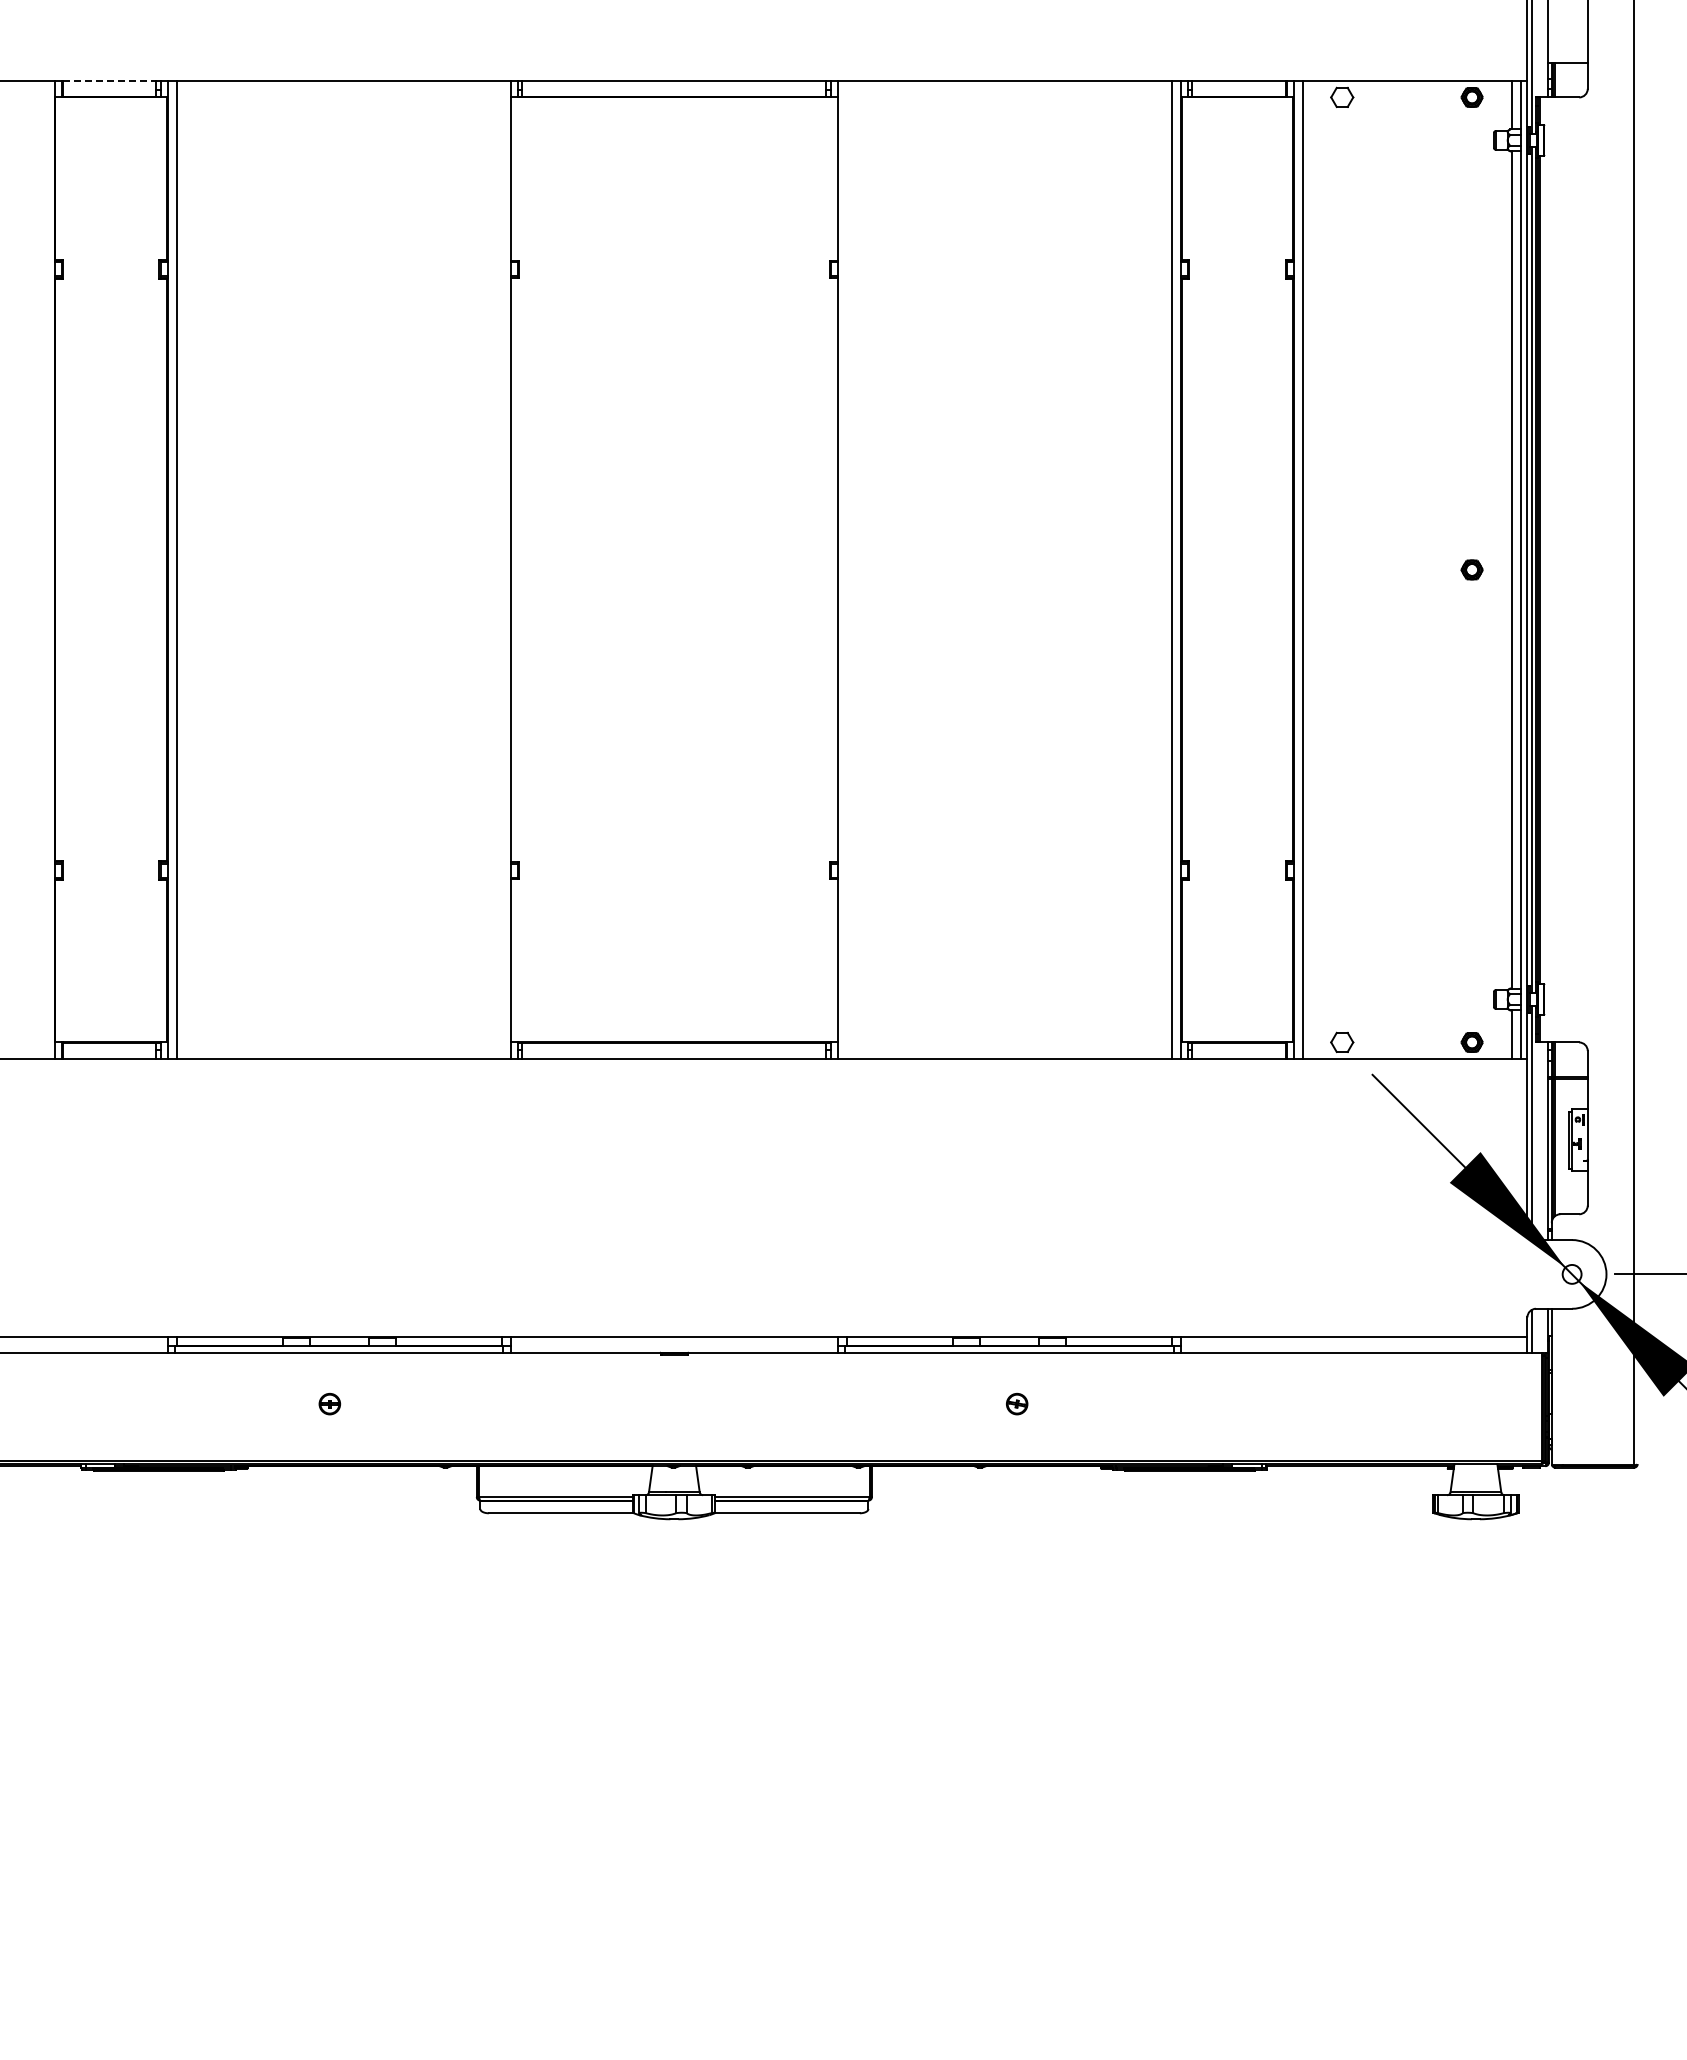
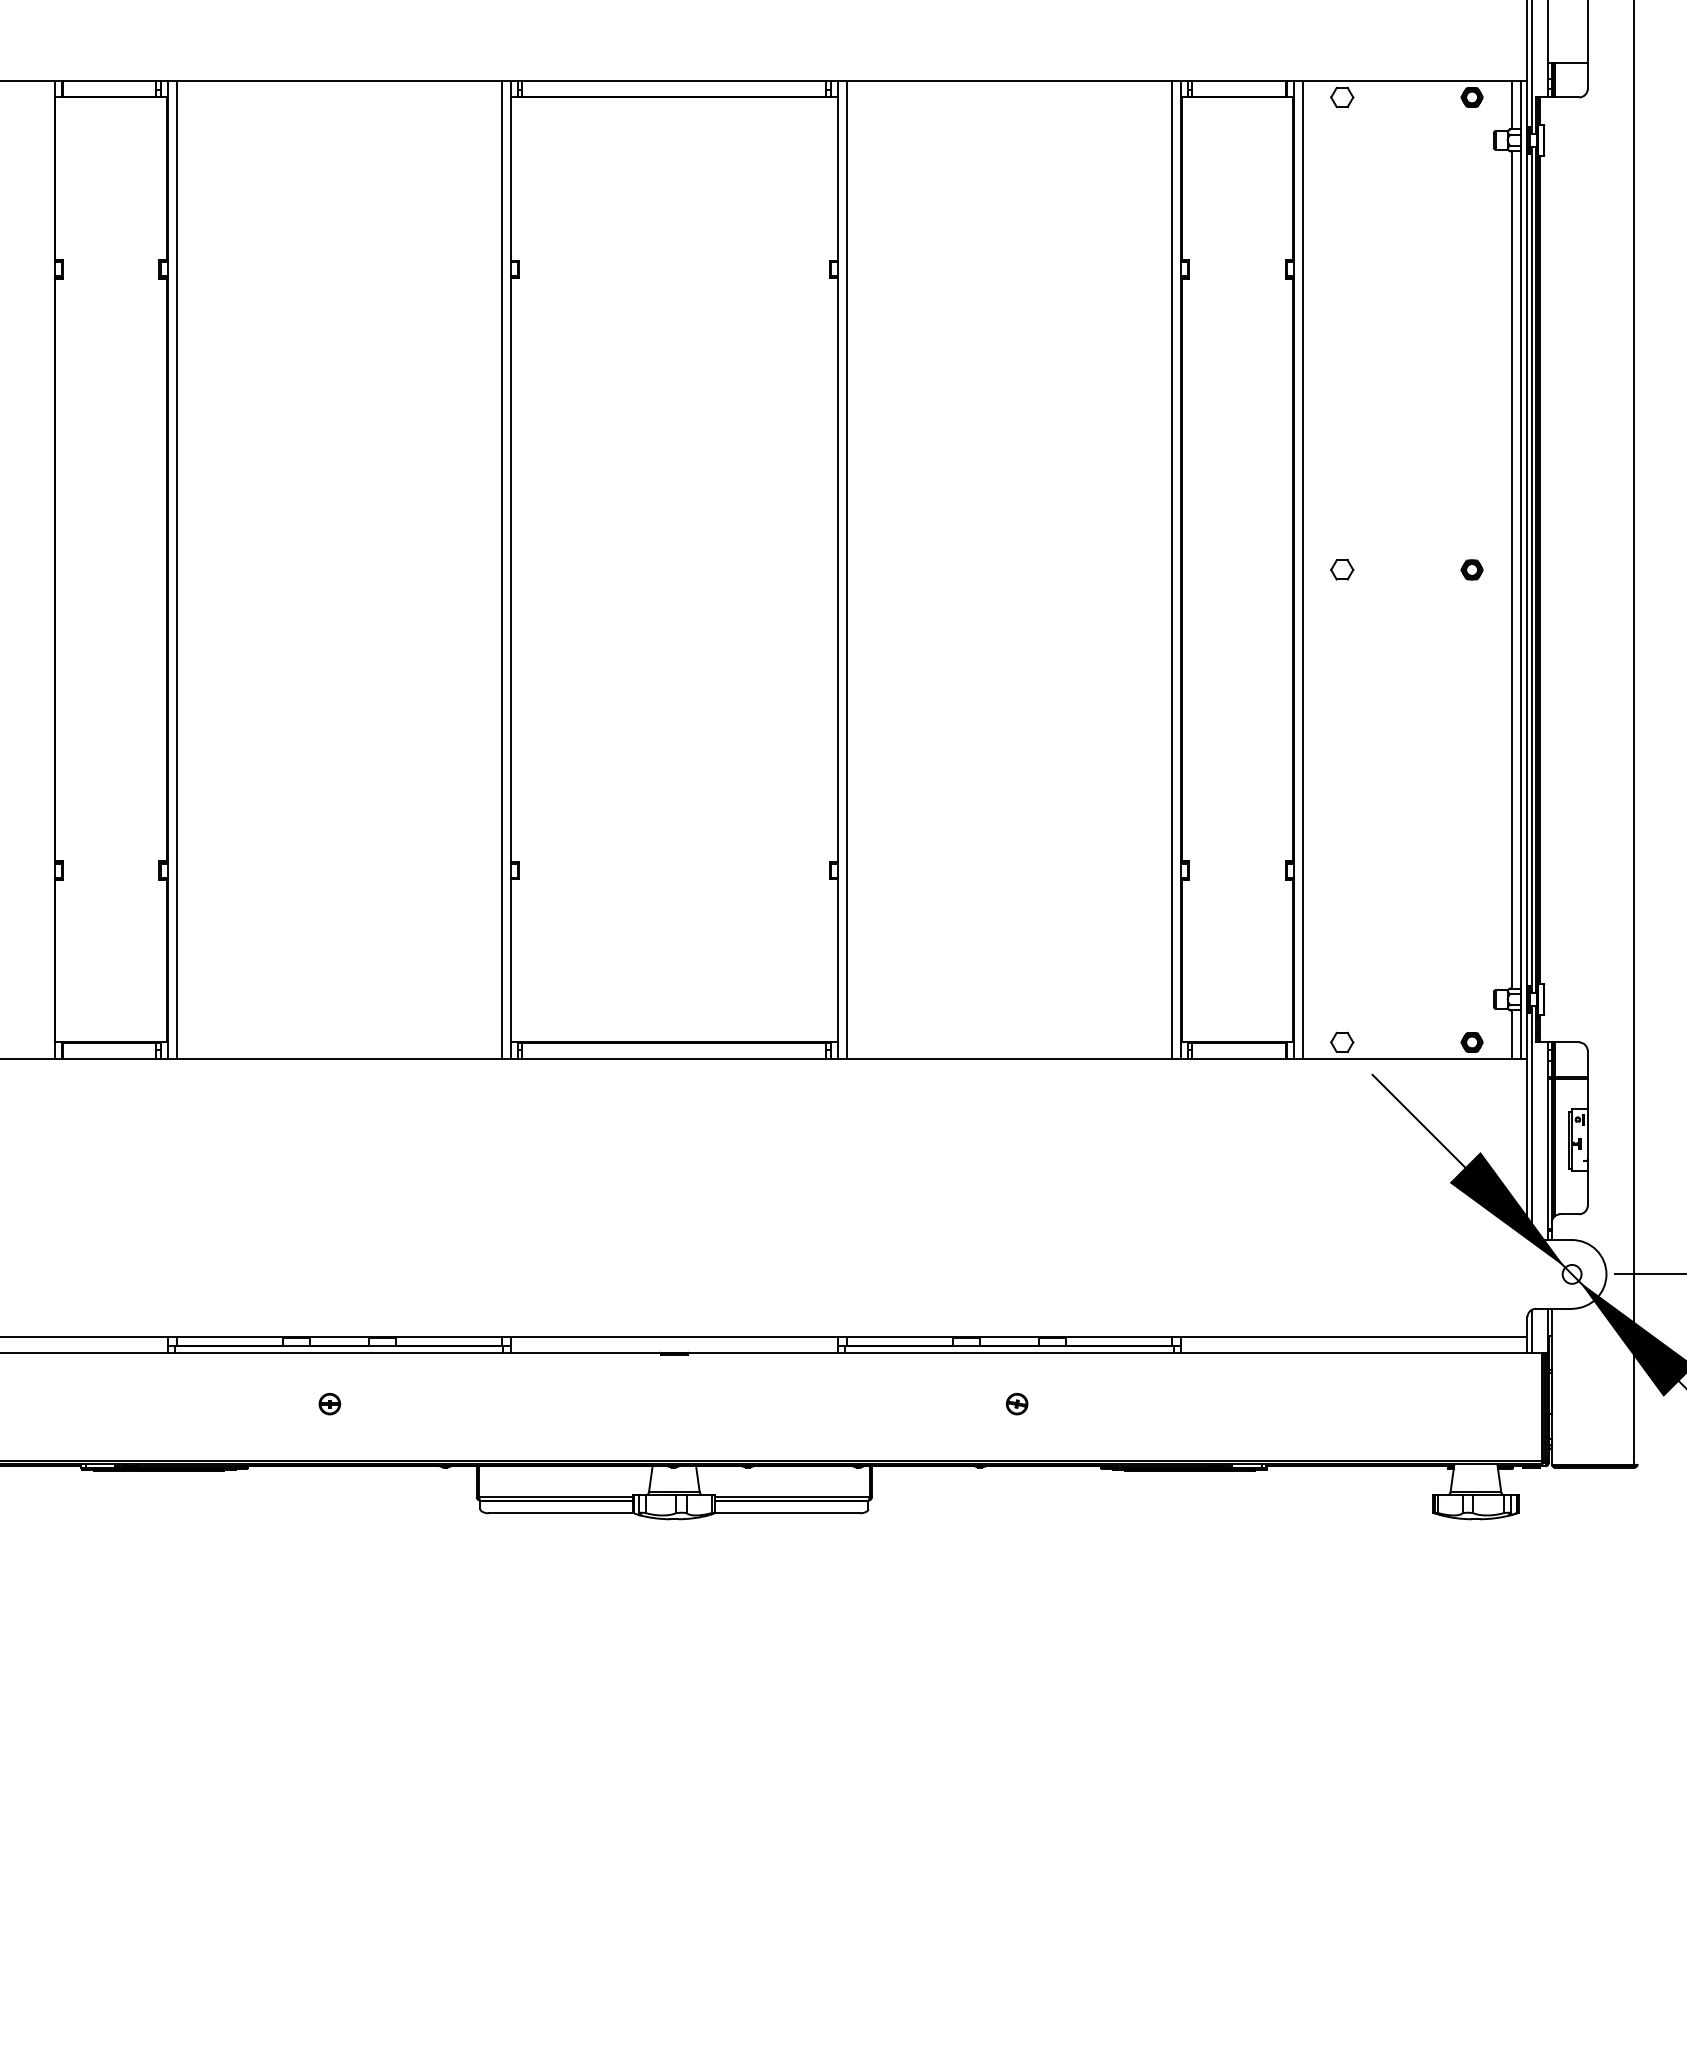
line: dashed -> solid (109, 80)
line: none -> present (502, 569)
line: none -> present (846, 569)
part: none -> present (1342, 569)
